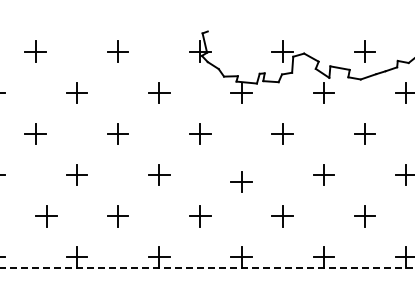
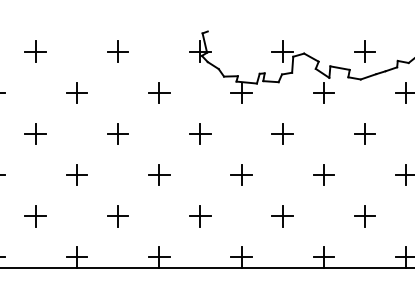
part position: (241, 181) -> (241, 174) (241, 174)
part position: (46, 216) -> (35, 216) (35, 216)
line: dashed -> solid (207, 267)
